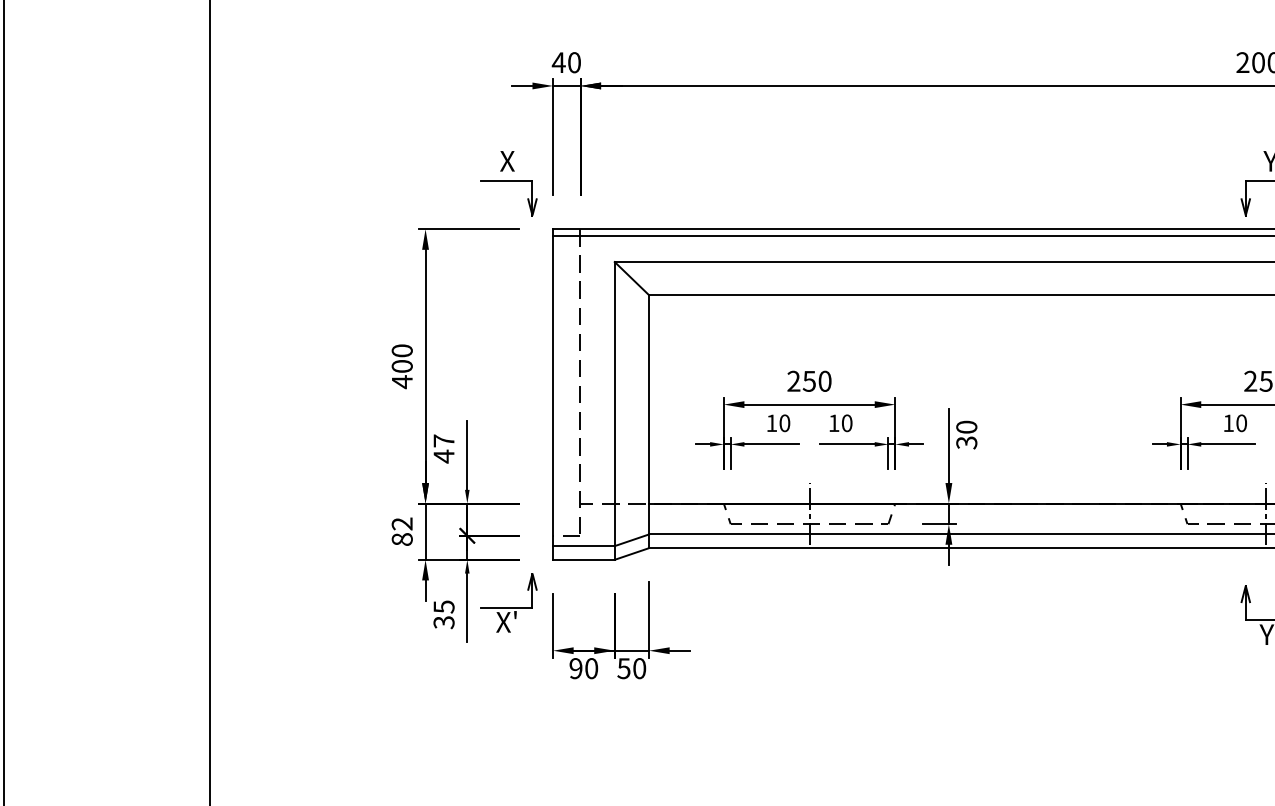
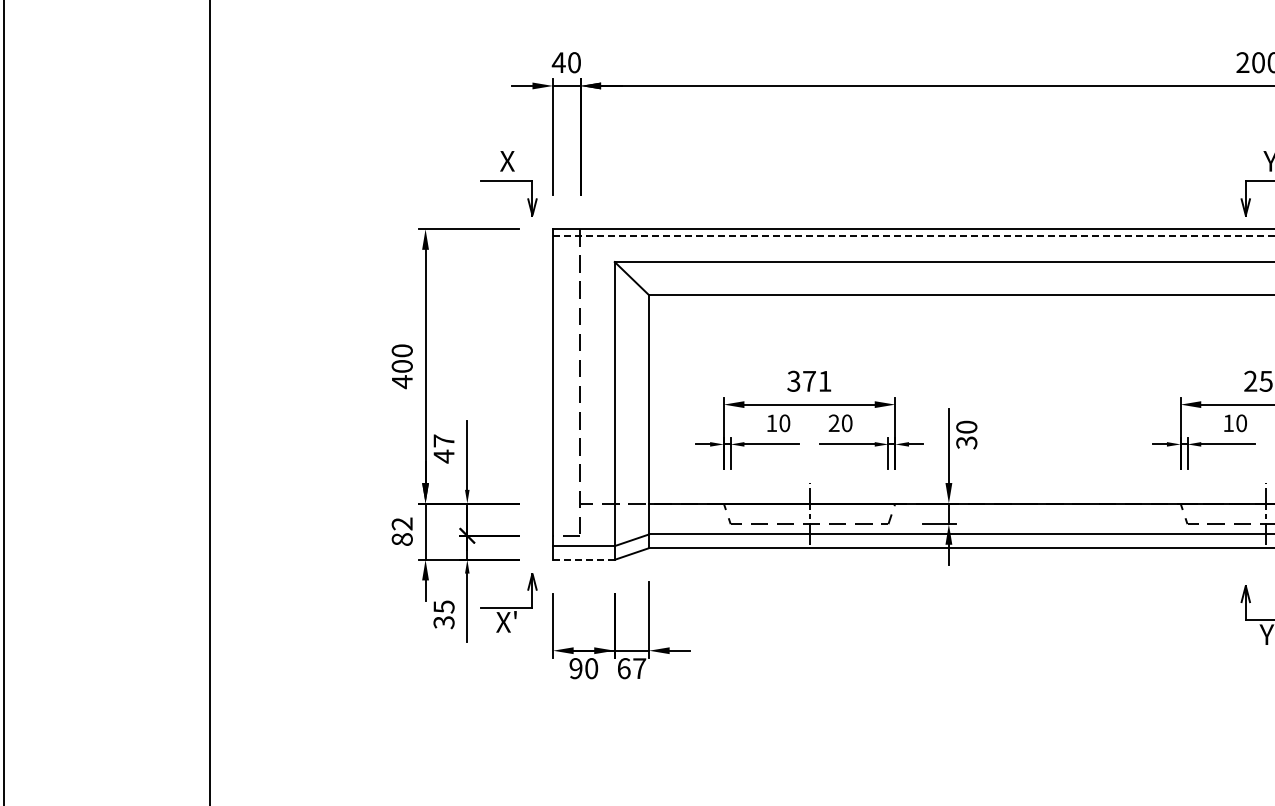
line: solid -> dashed (913, 236)
text: 250 -> 371 (809, 380)
text: 10 -> 20 (833, 422)
line: solid -> dashed (583, 559)
text: 50 -> 67 (631, 668)
